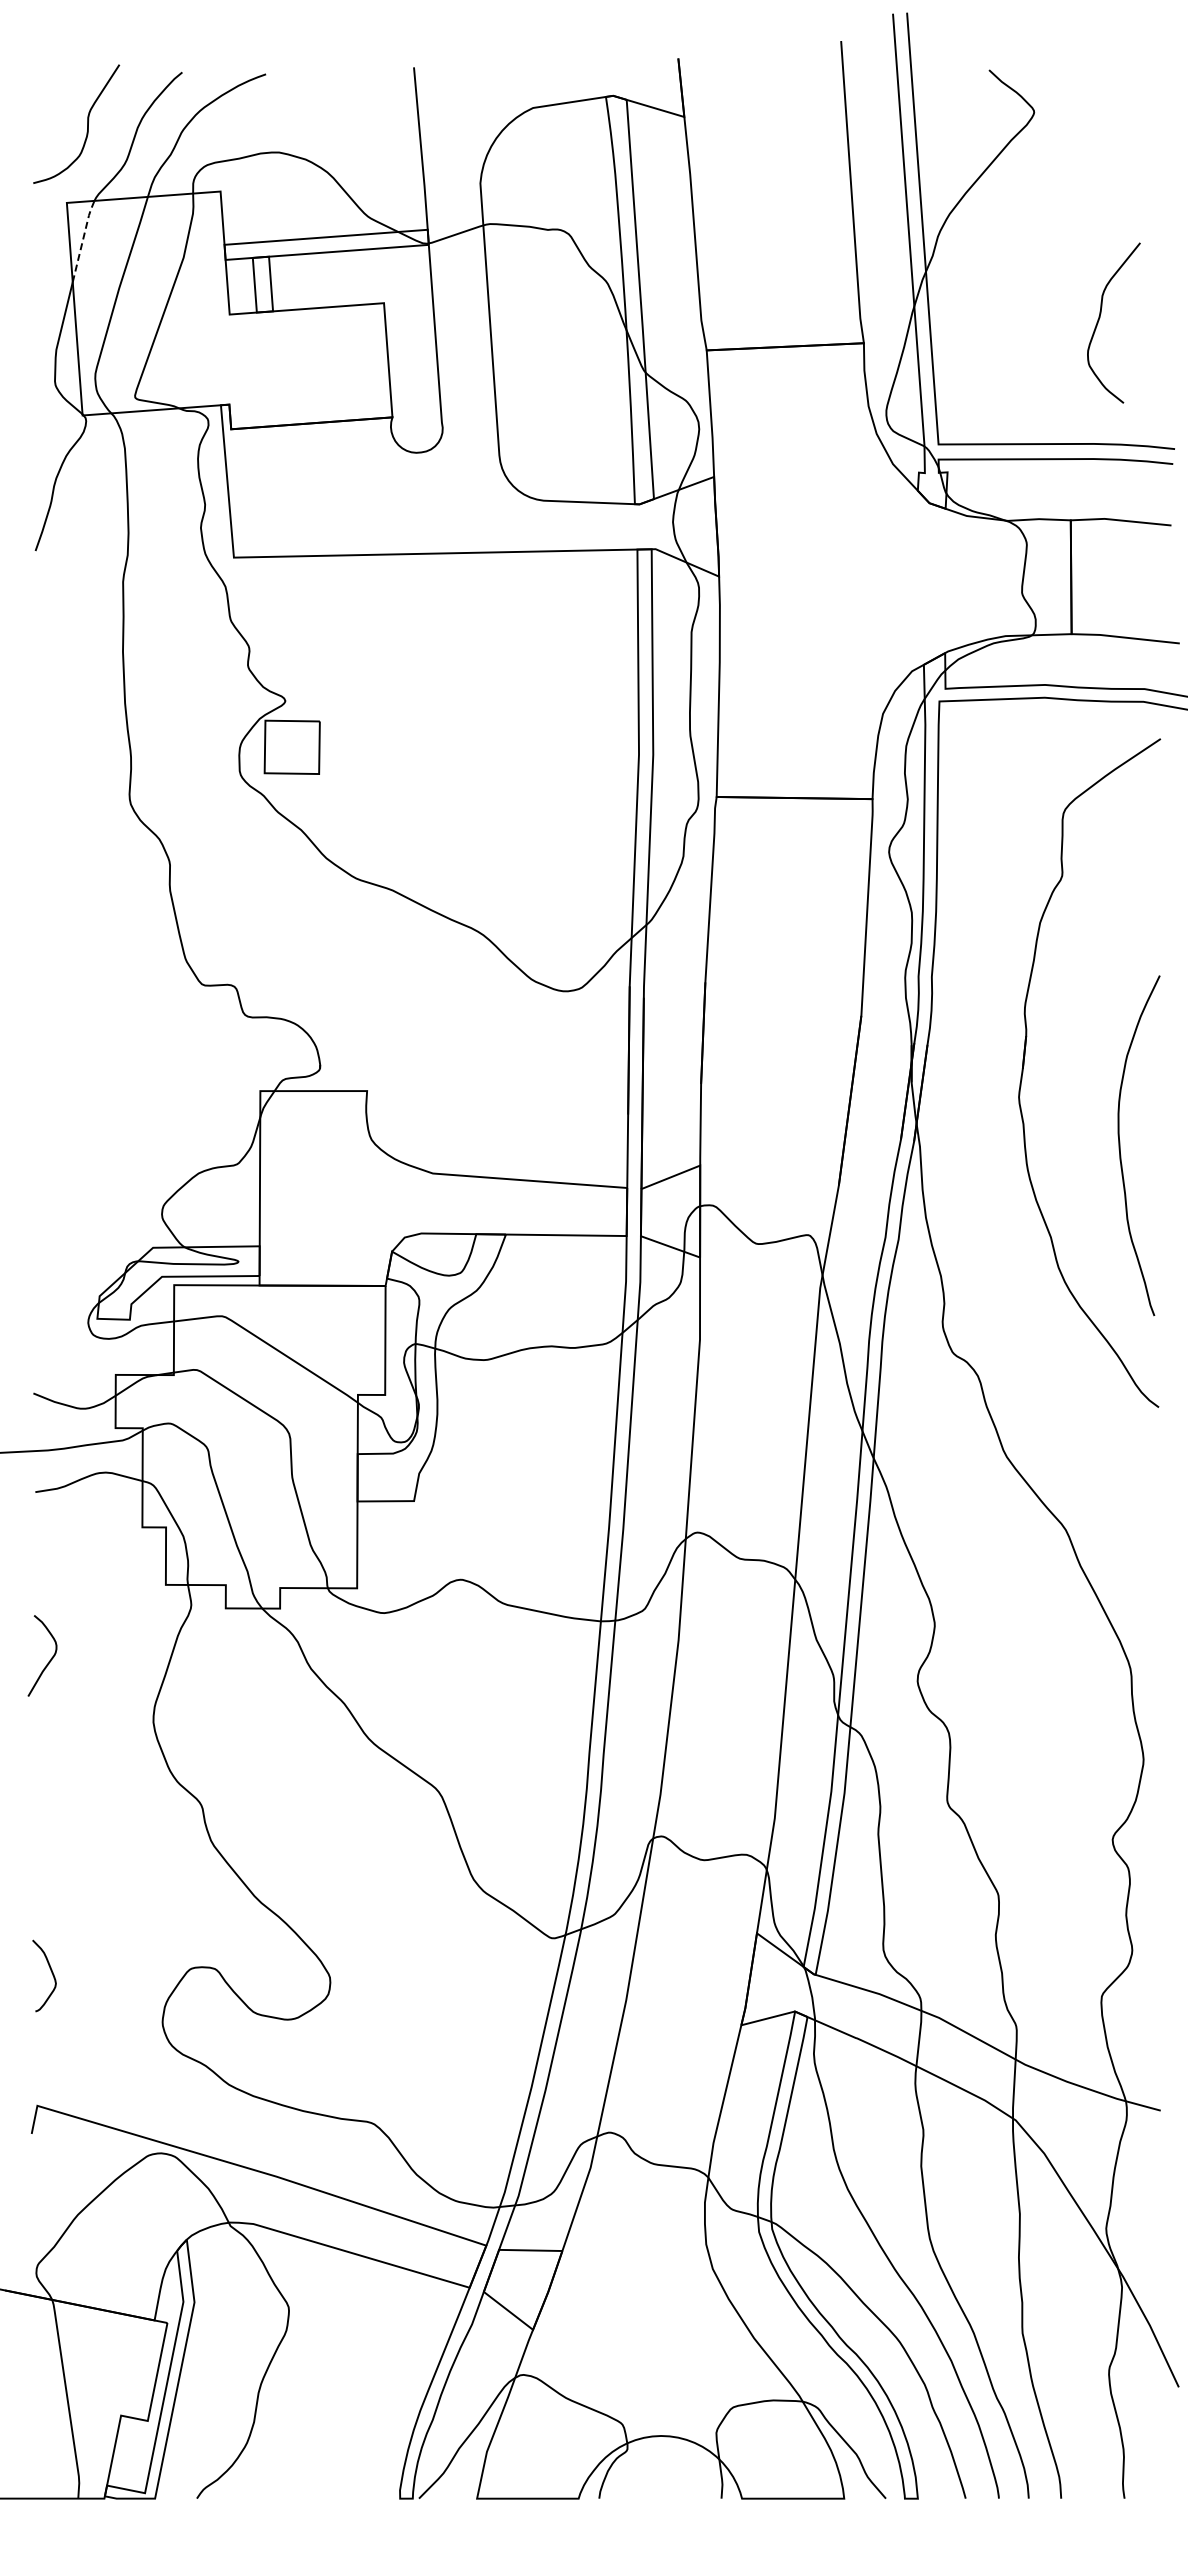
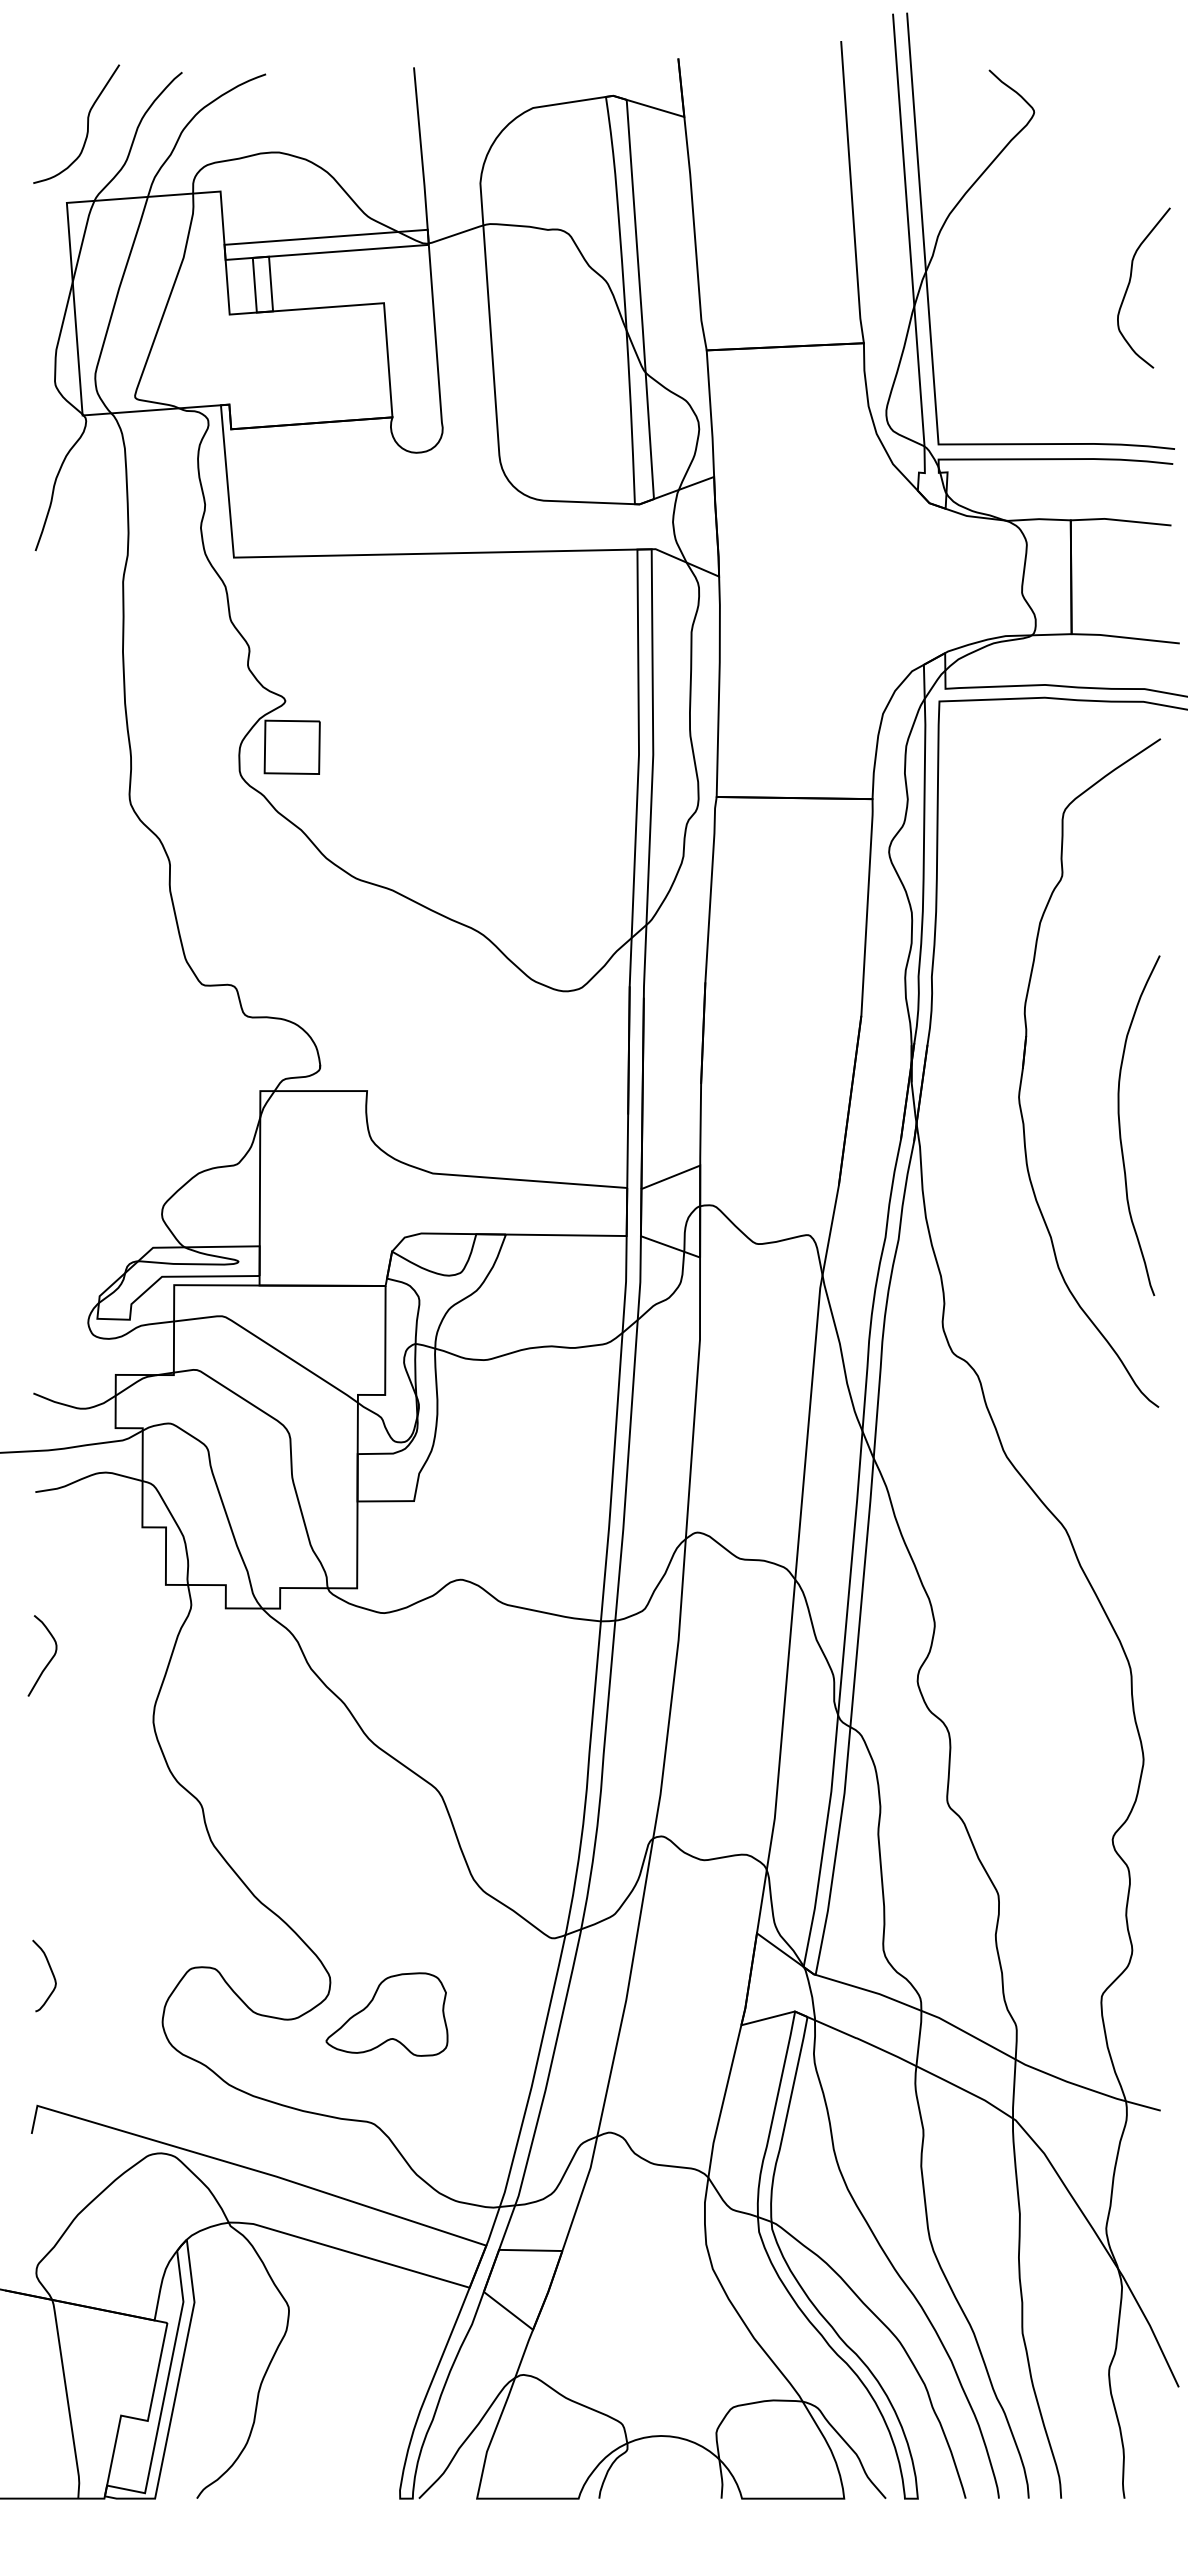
line: dashed -> solid (83, 239)
curve position: (1100, 318) -> (1130, 283) (1130, 283)
curve position: (1120, 1145) -> (1120, 1125) (1120, 1125)
part: none -> present (386, 2014)
